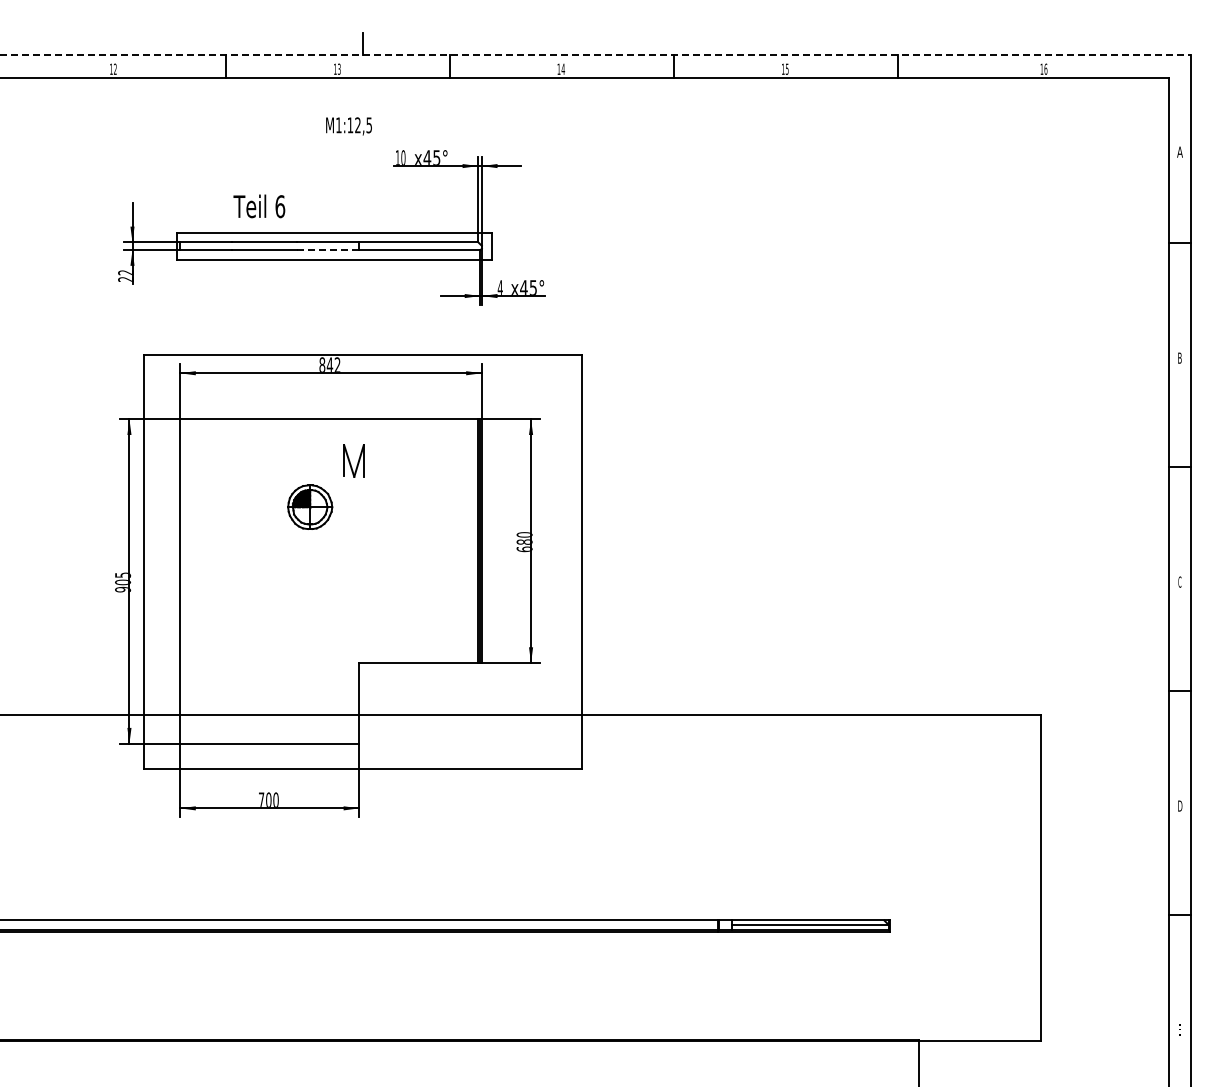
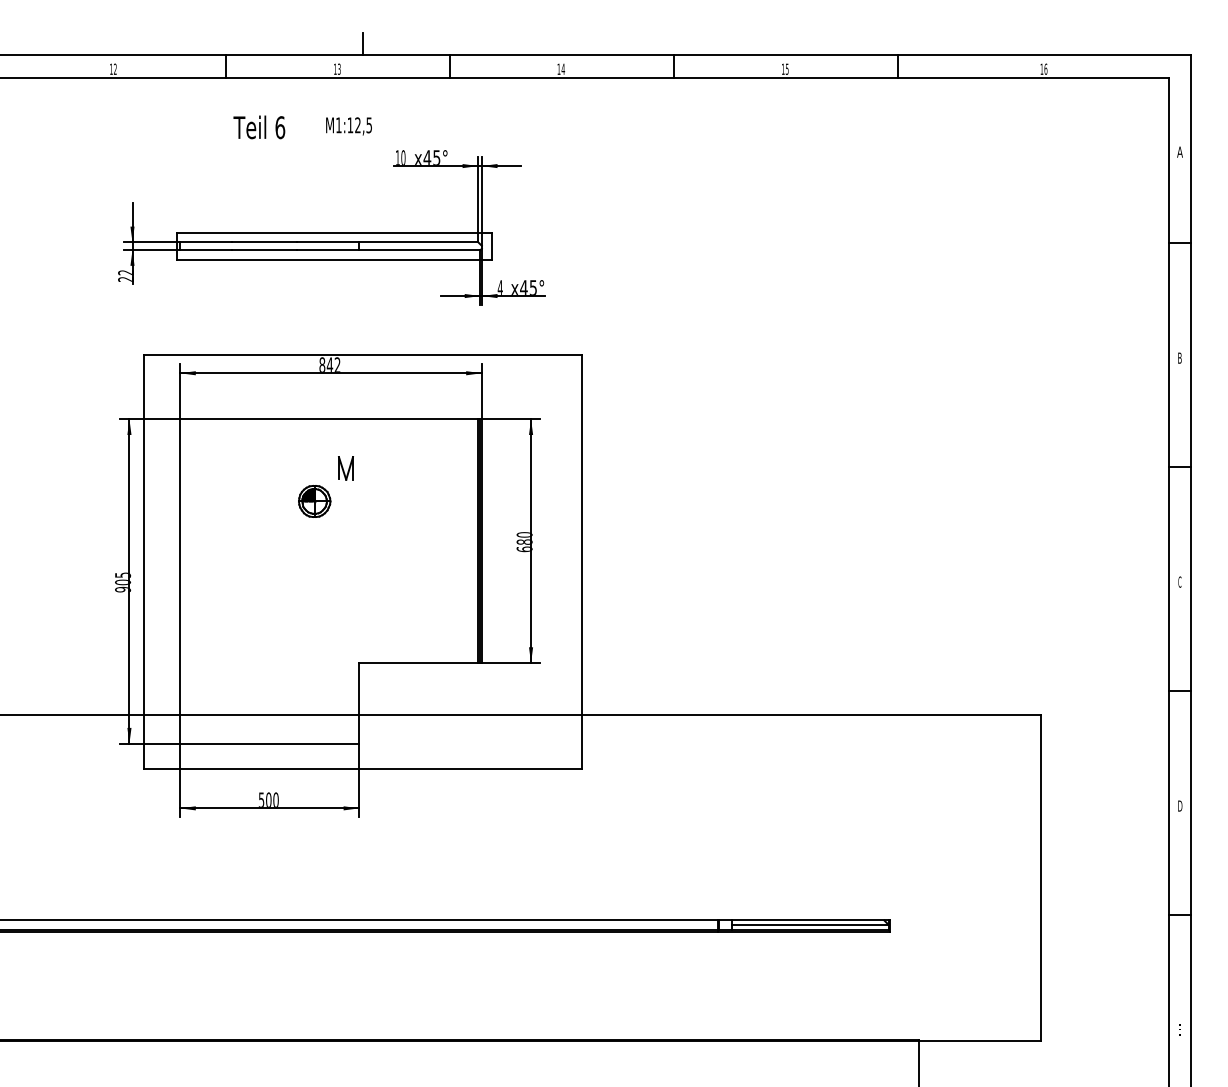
line: dashed -> solid (596, 55)
text position: (259, 206) -> (259, 127) (259, 127)
line: dashed -> solid (328, 250)
part size: 78x86 px -> 56x62 px (325, 486)
text: 700 -> 500 (261, 799)
